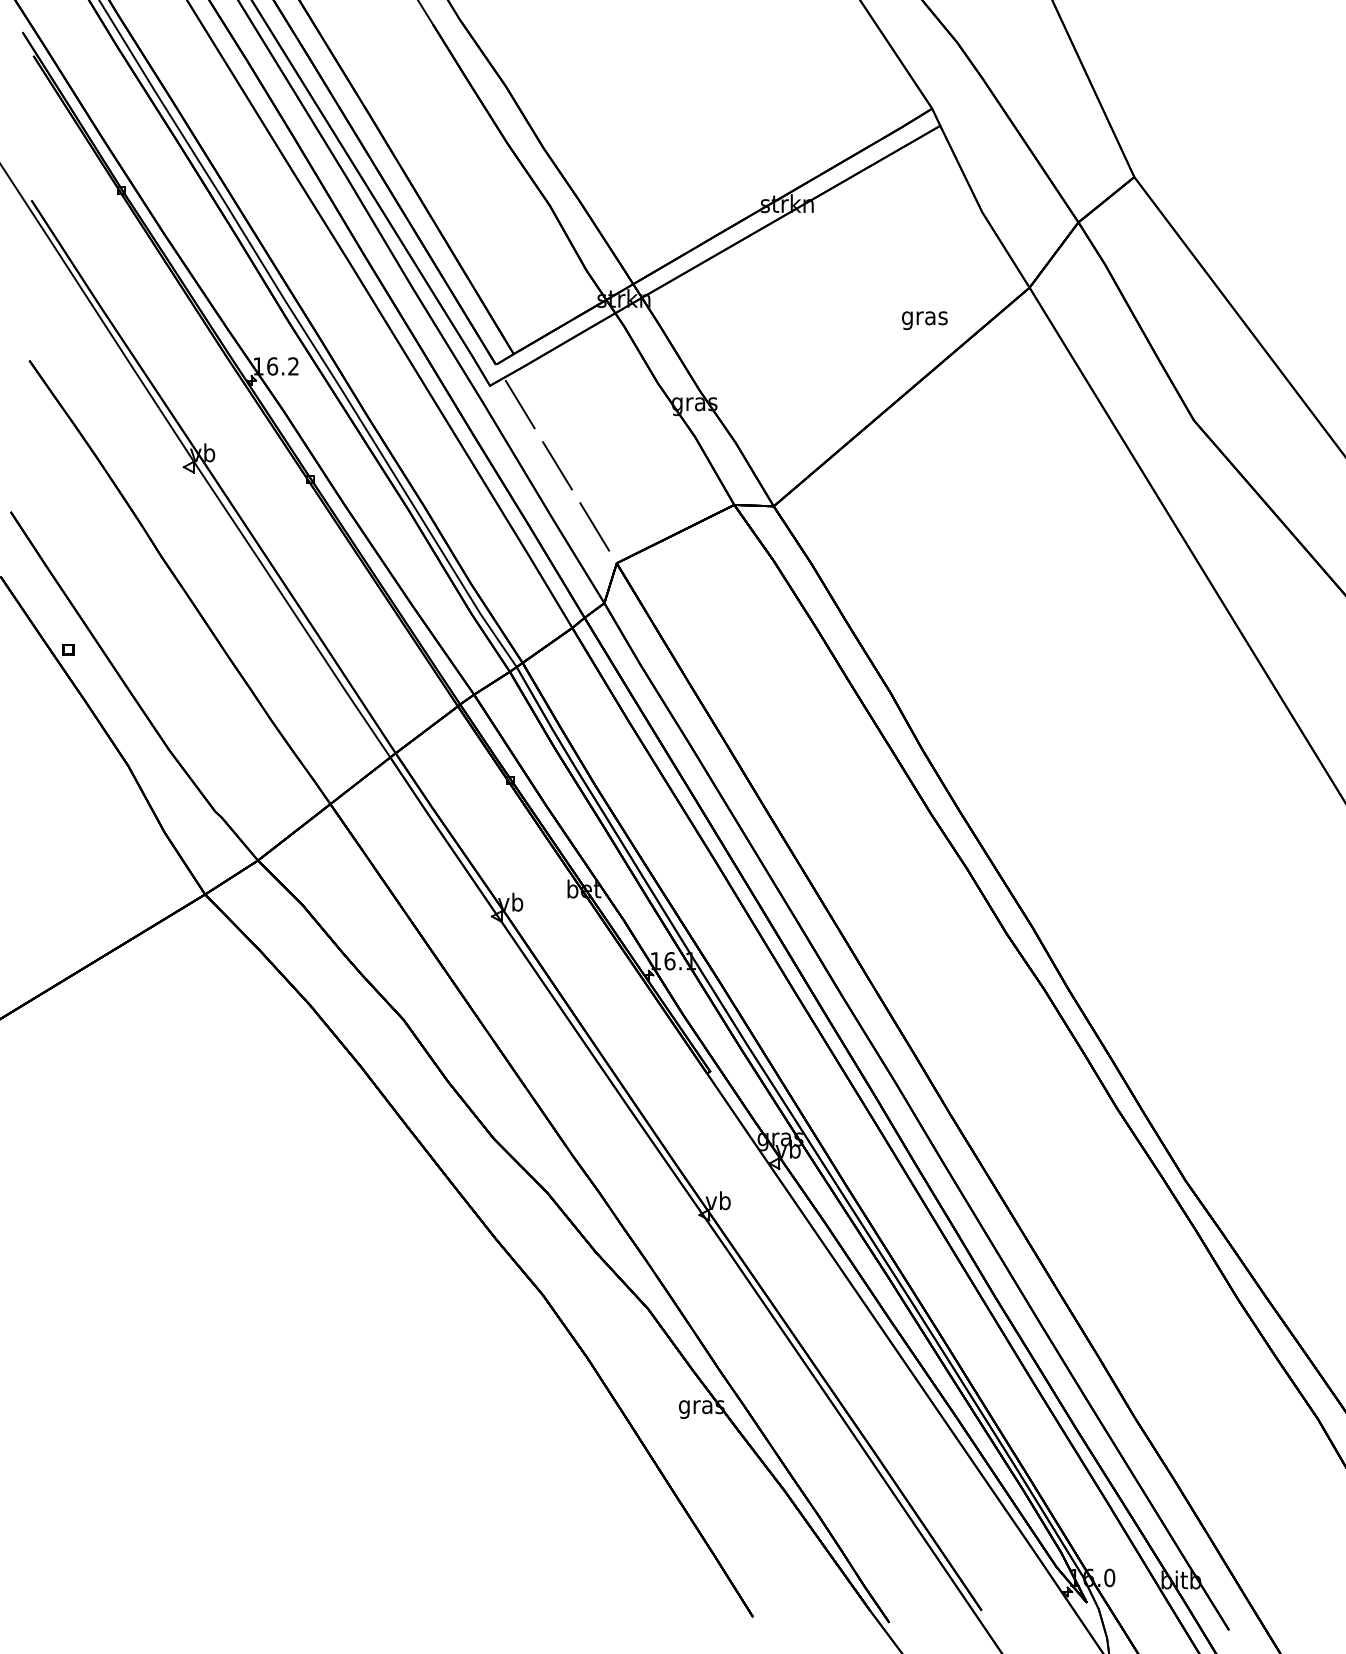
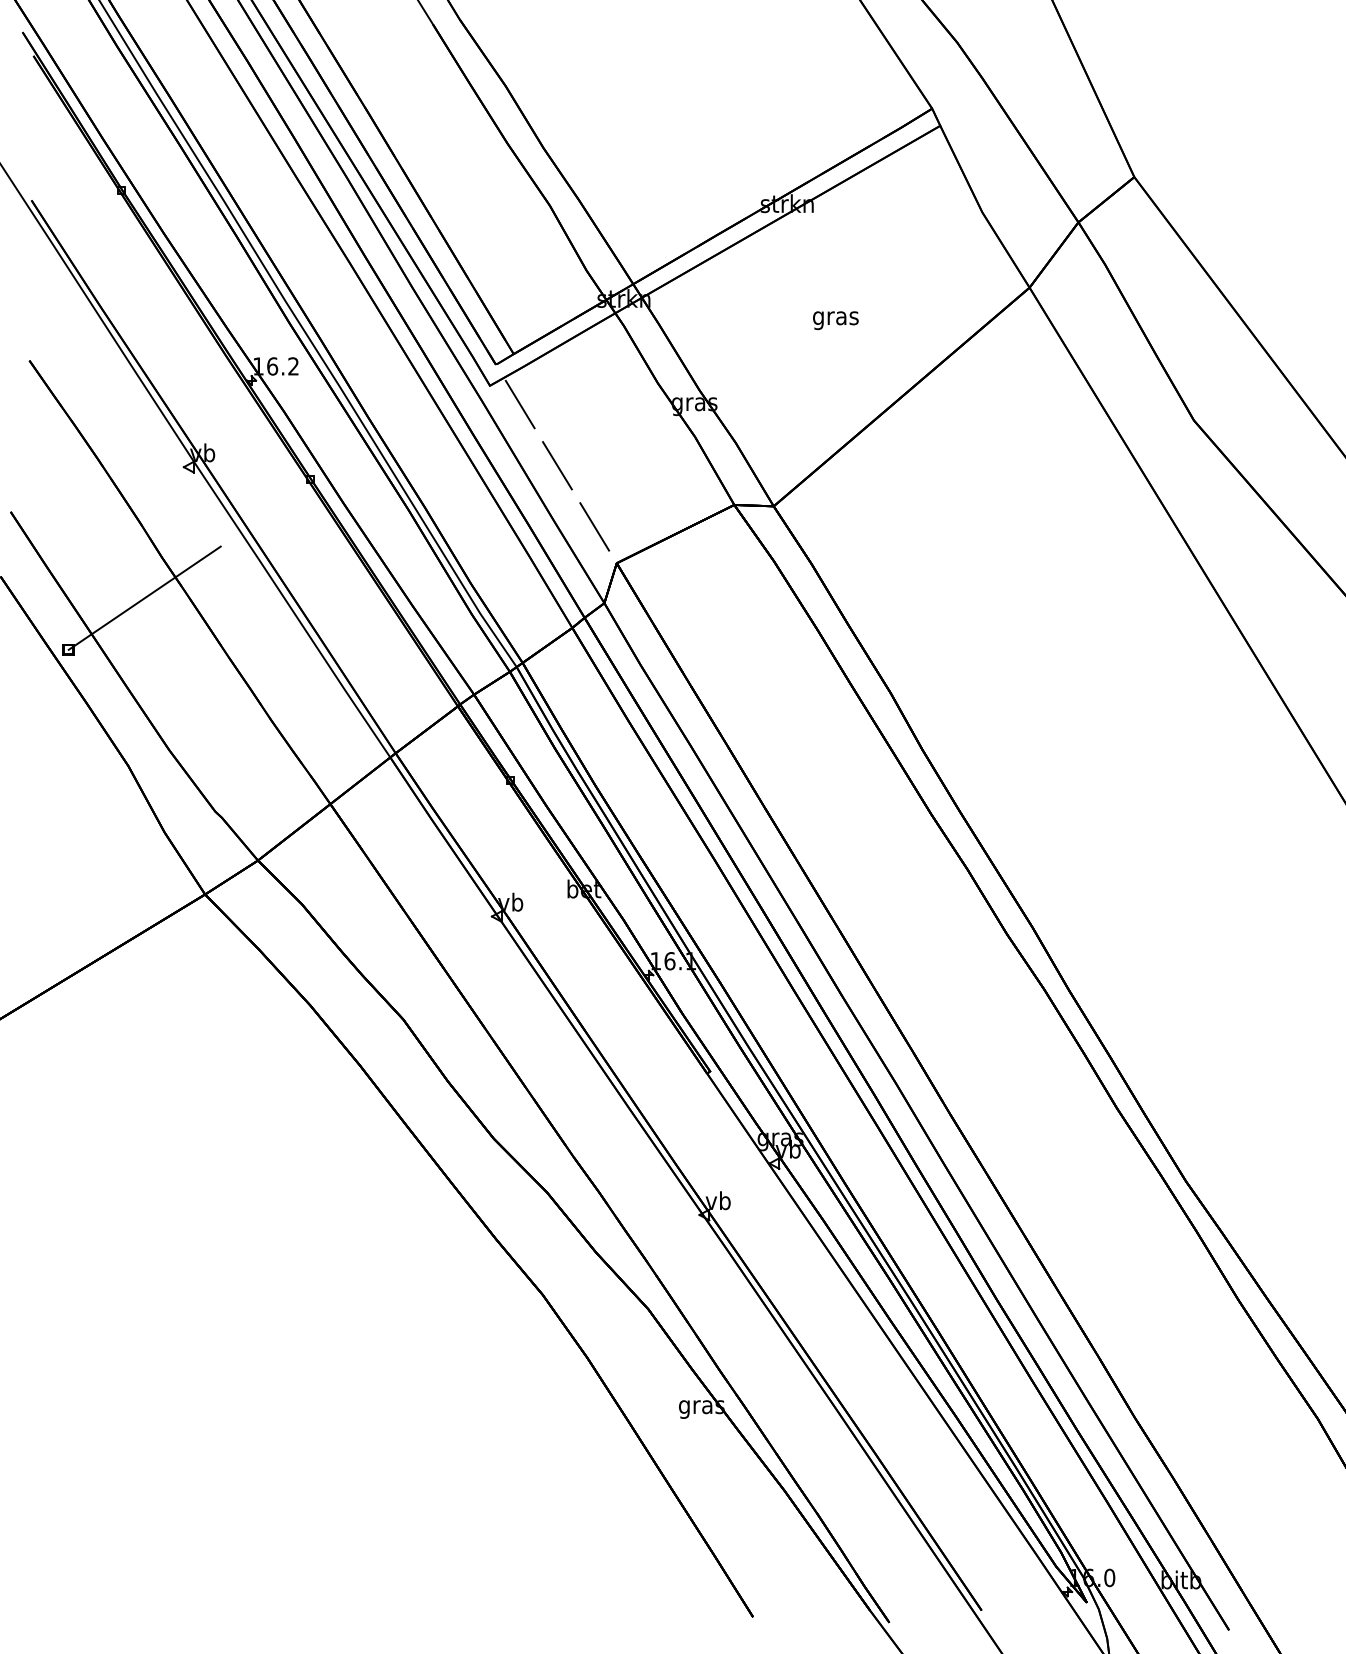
text position: (924, 320) -> (835, 320) (835, 320)
line: none -> present (144, 597)
